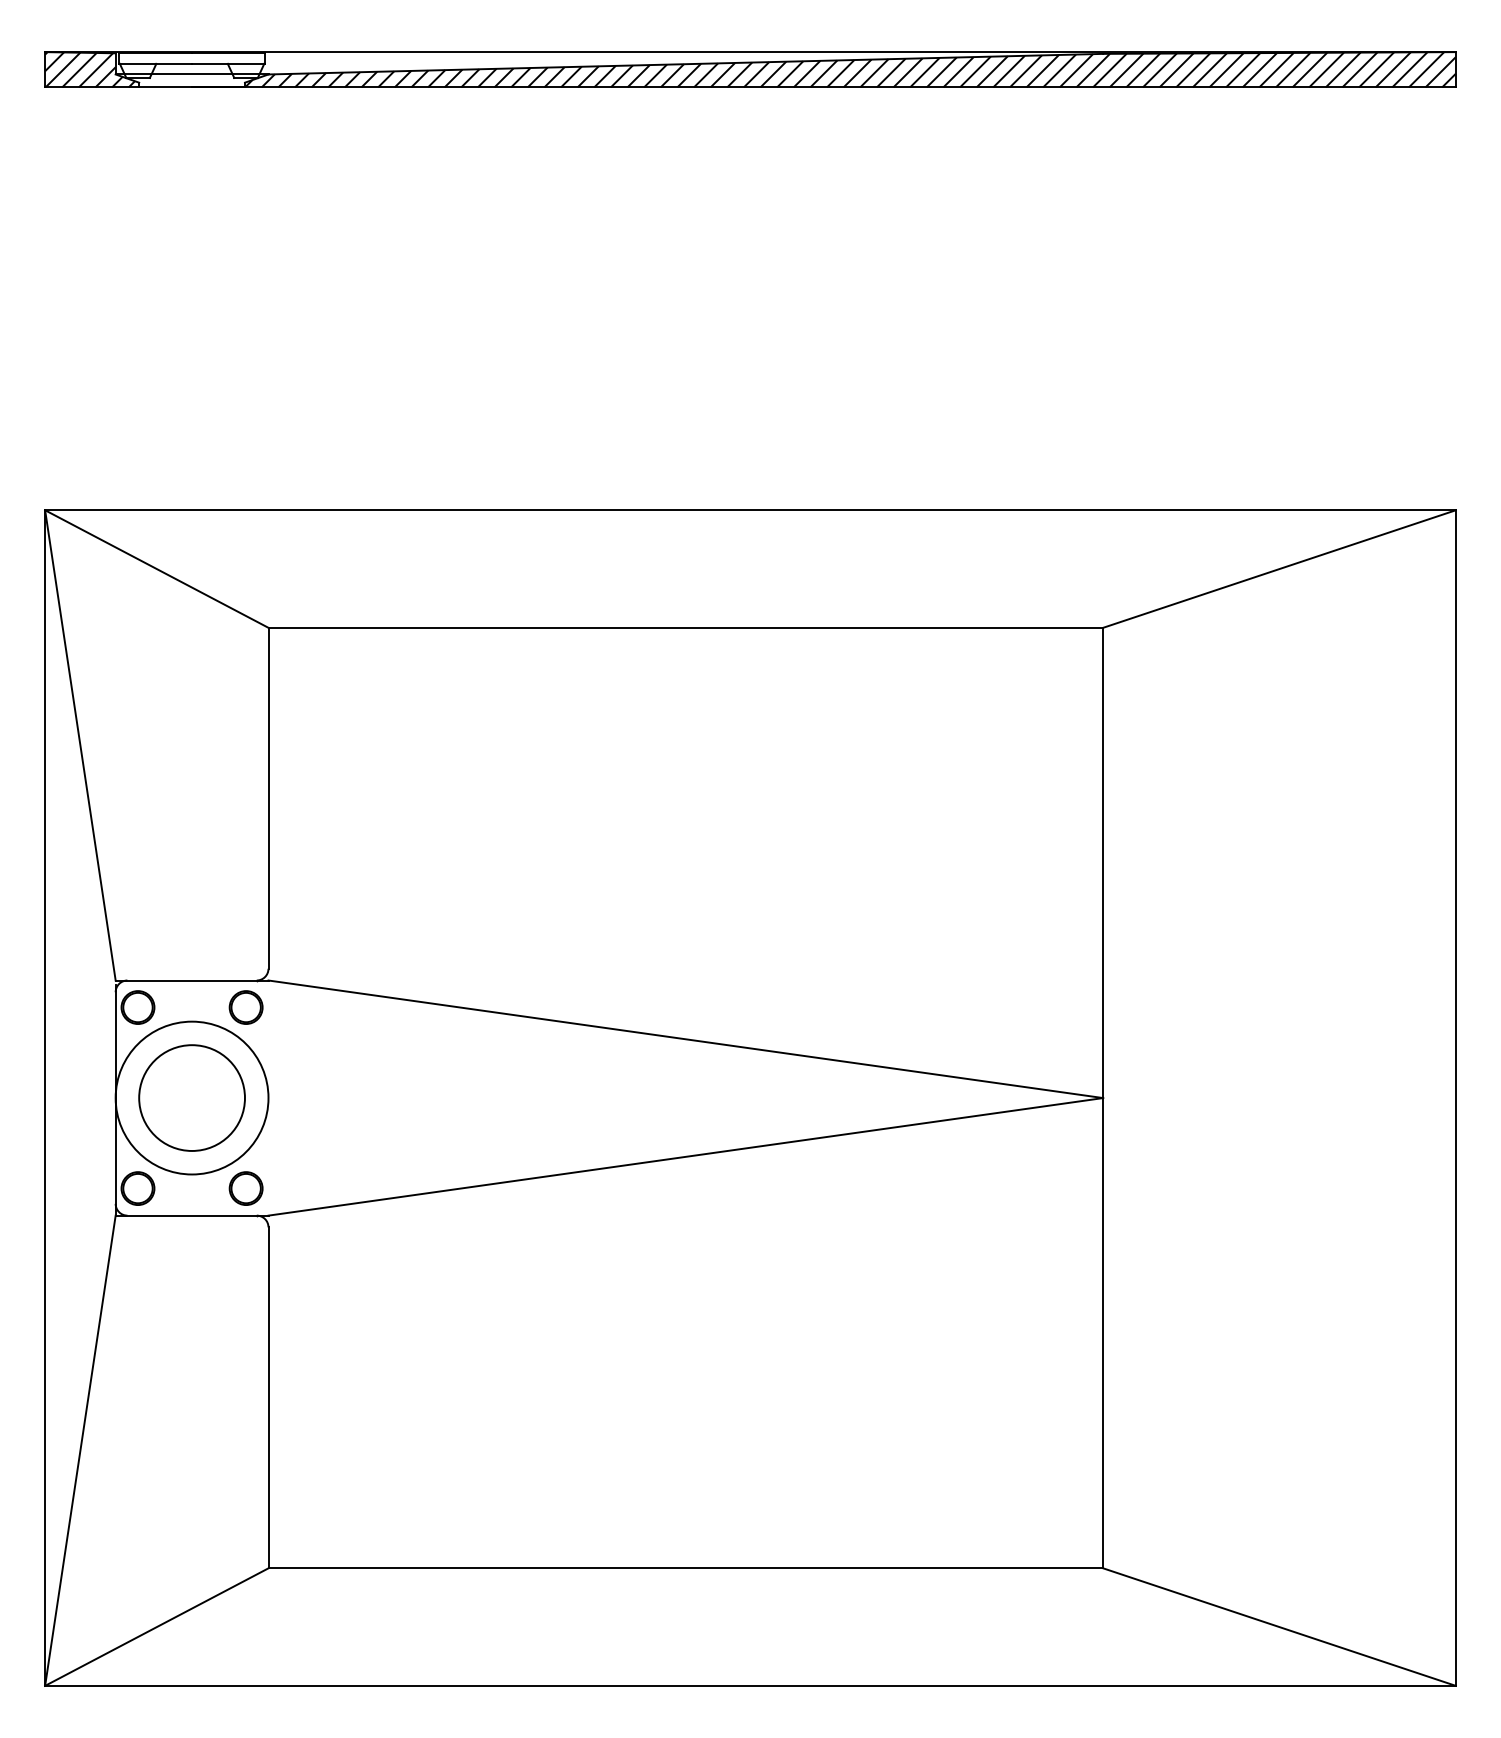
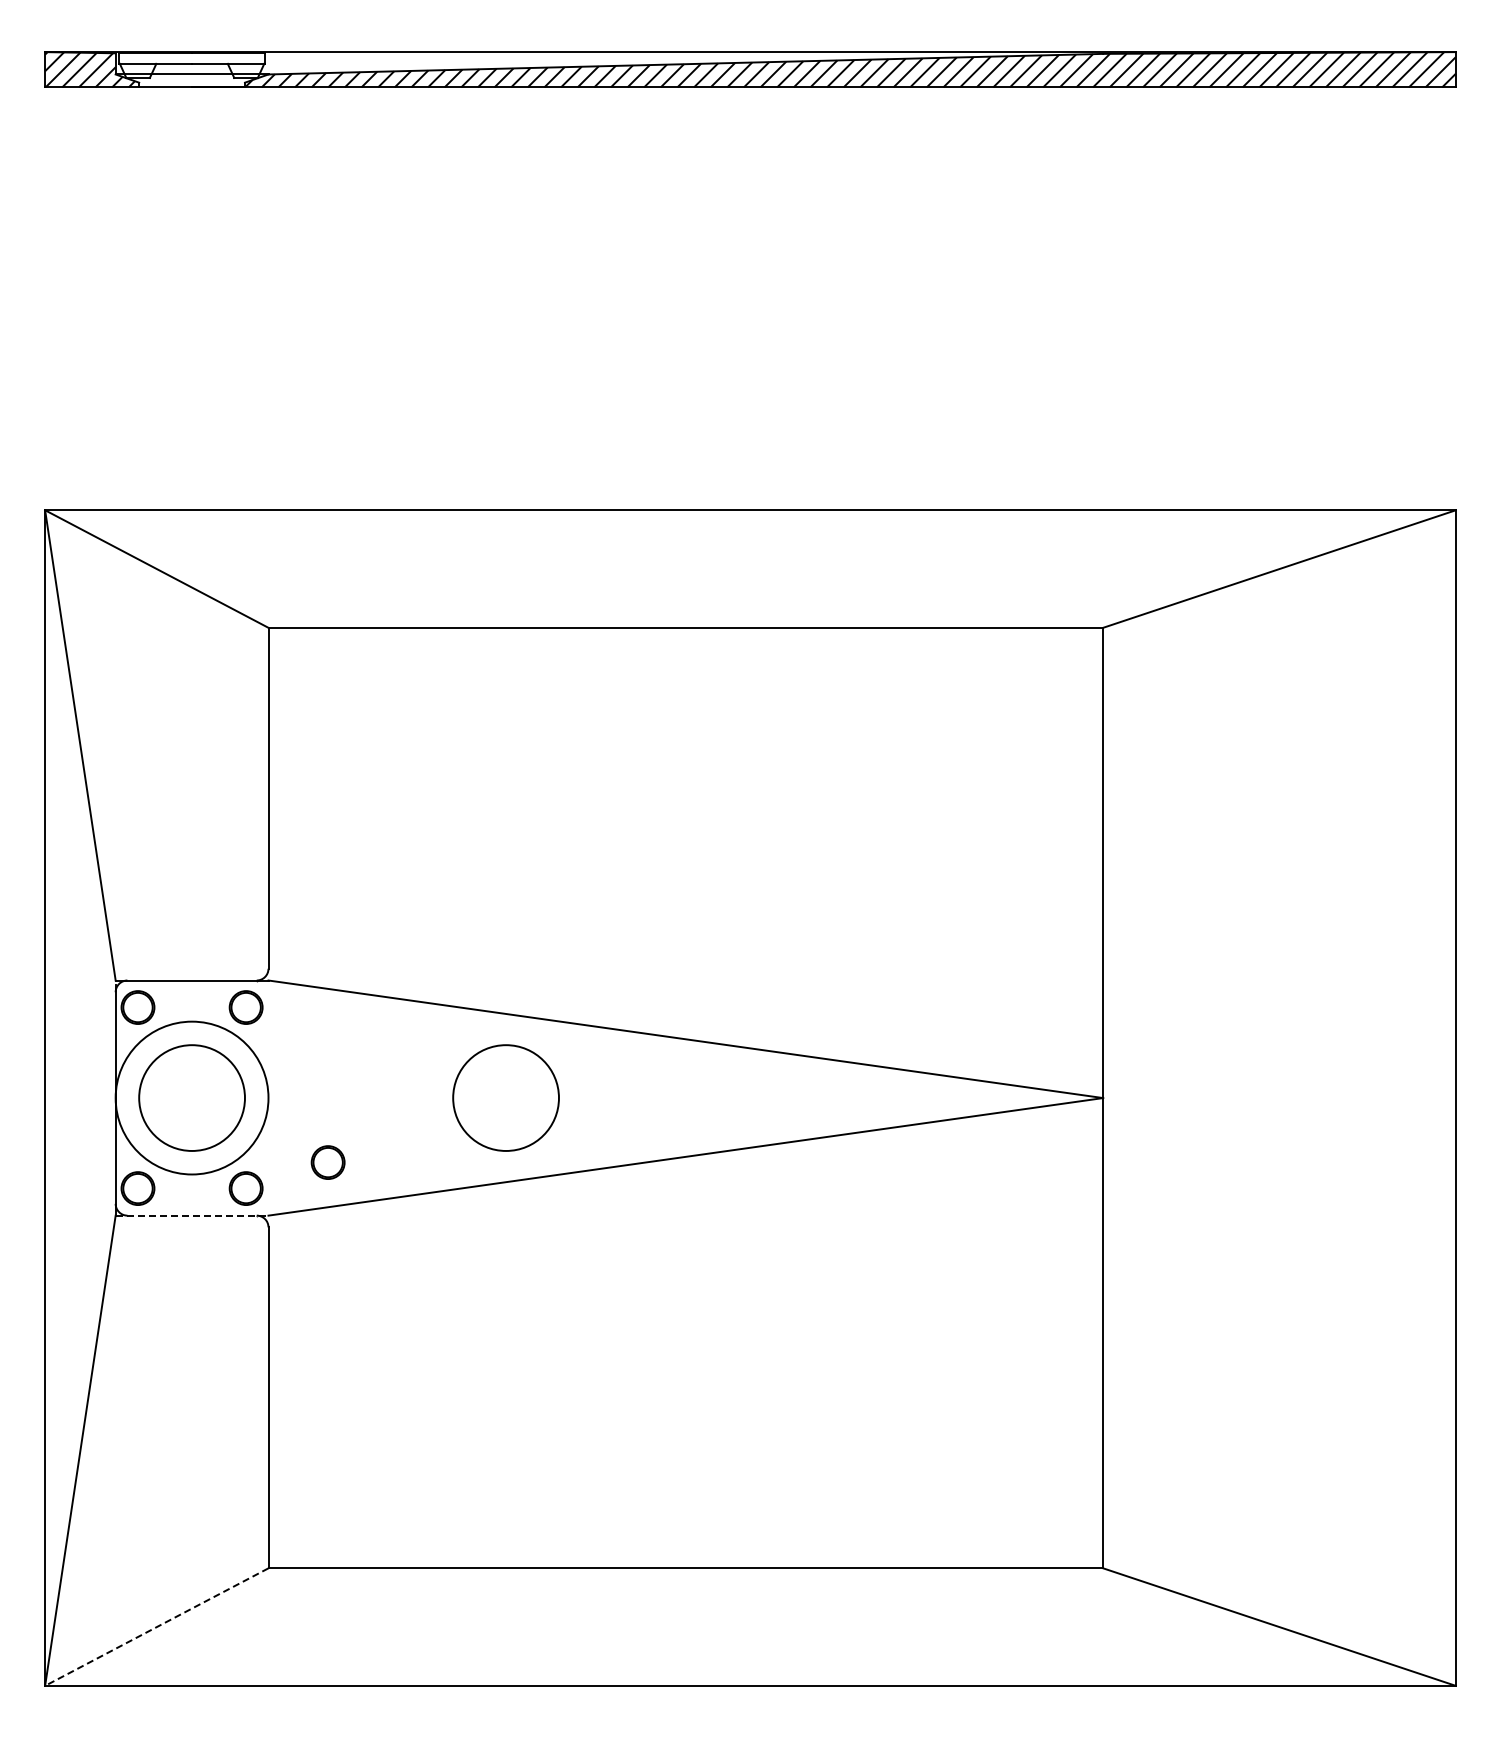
circle: none -> present (505, 1097)
part: none -> present (327, 1162)
line: solid -> dashed (192, 1215)
line: solid -> dashed (156, 1627)
